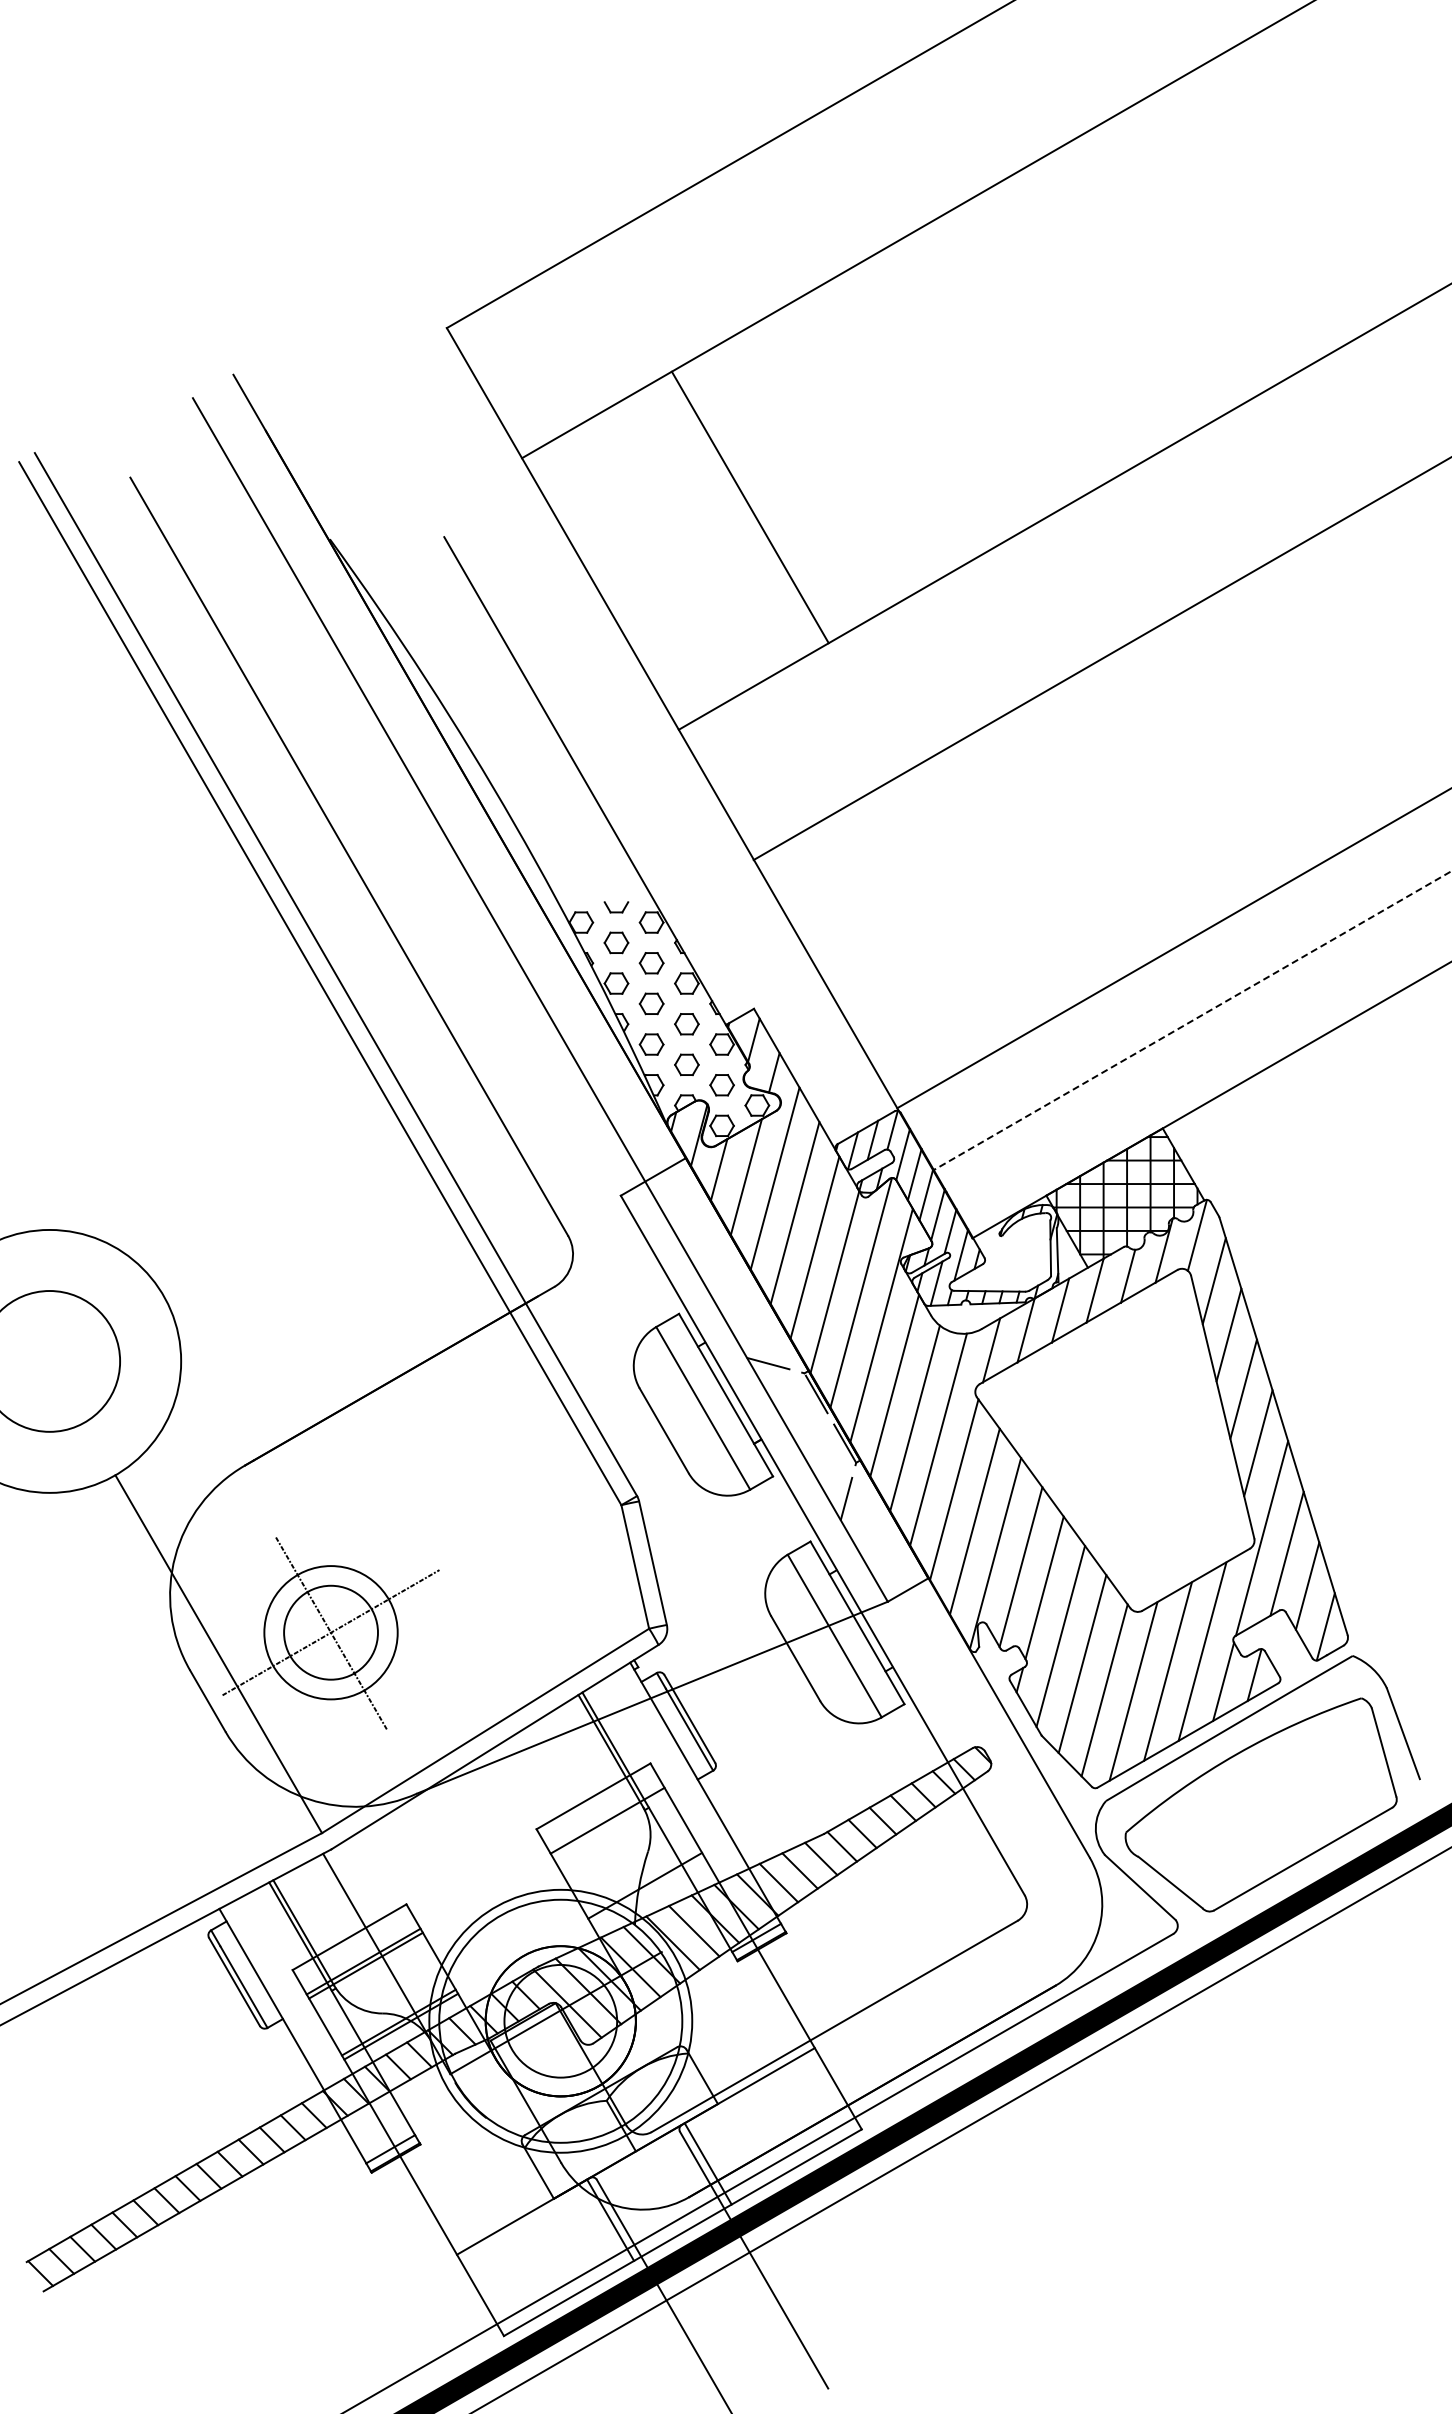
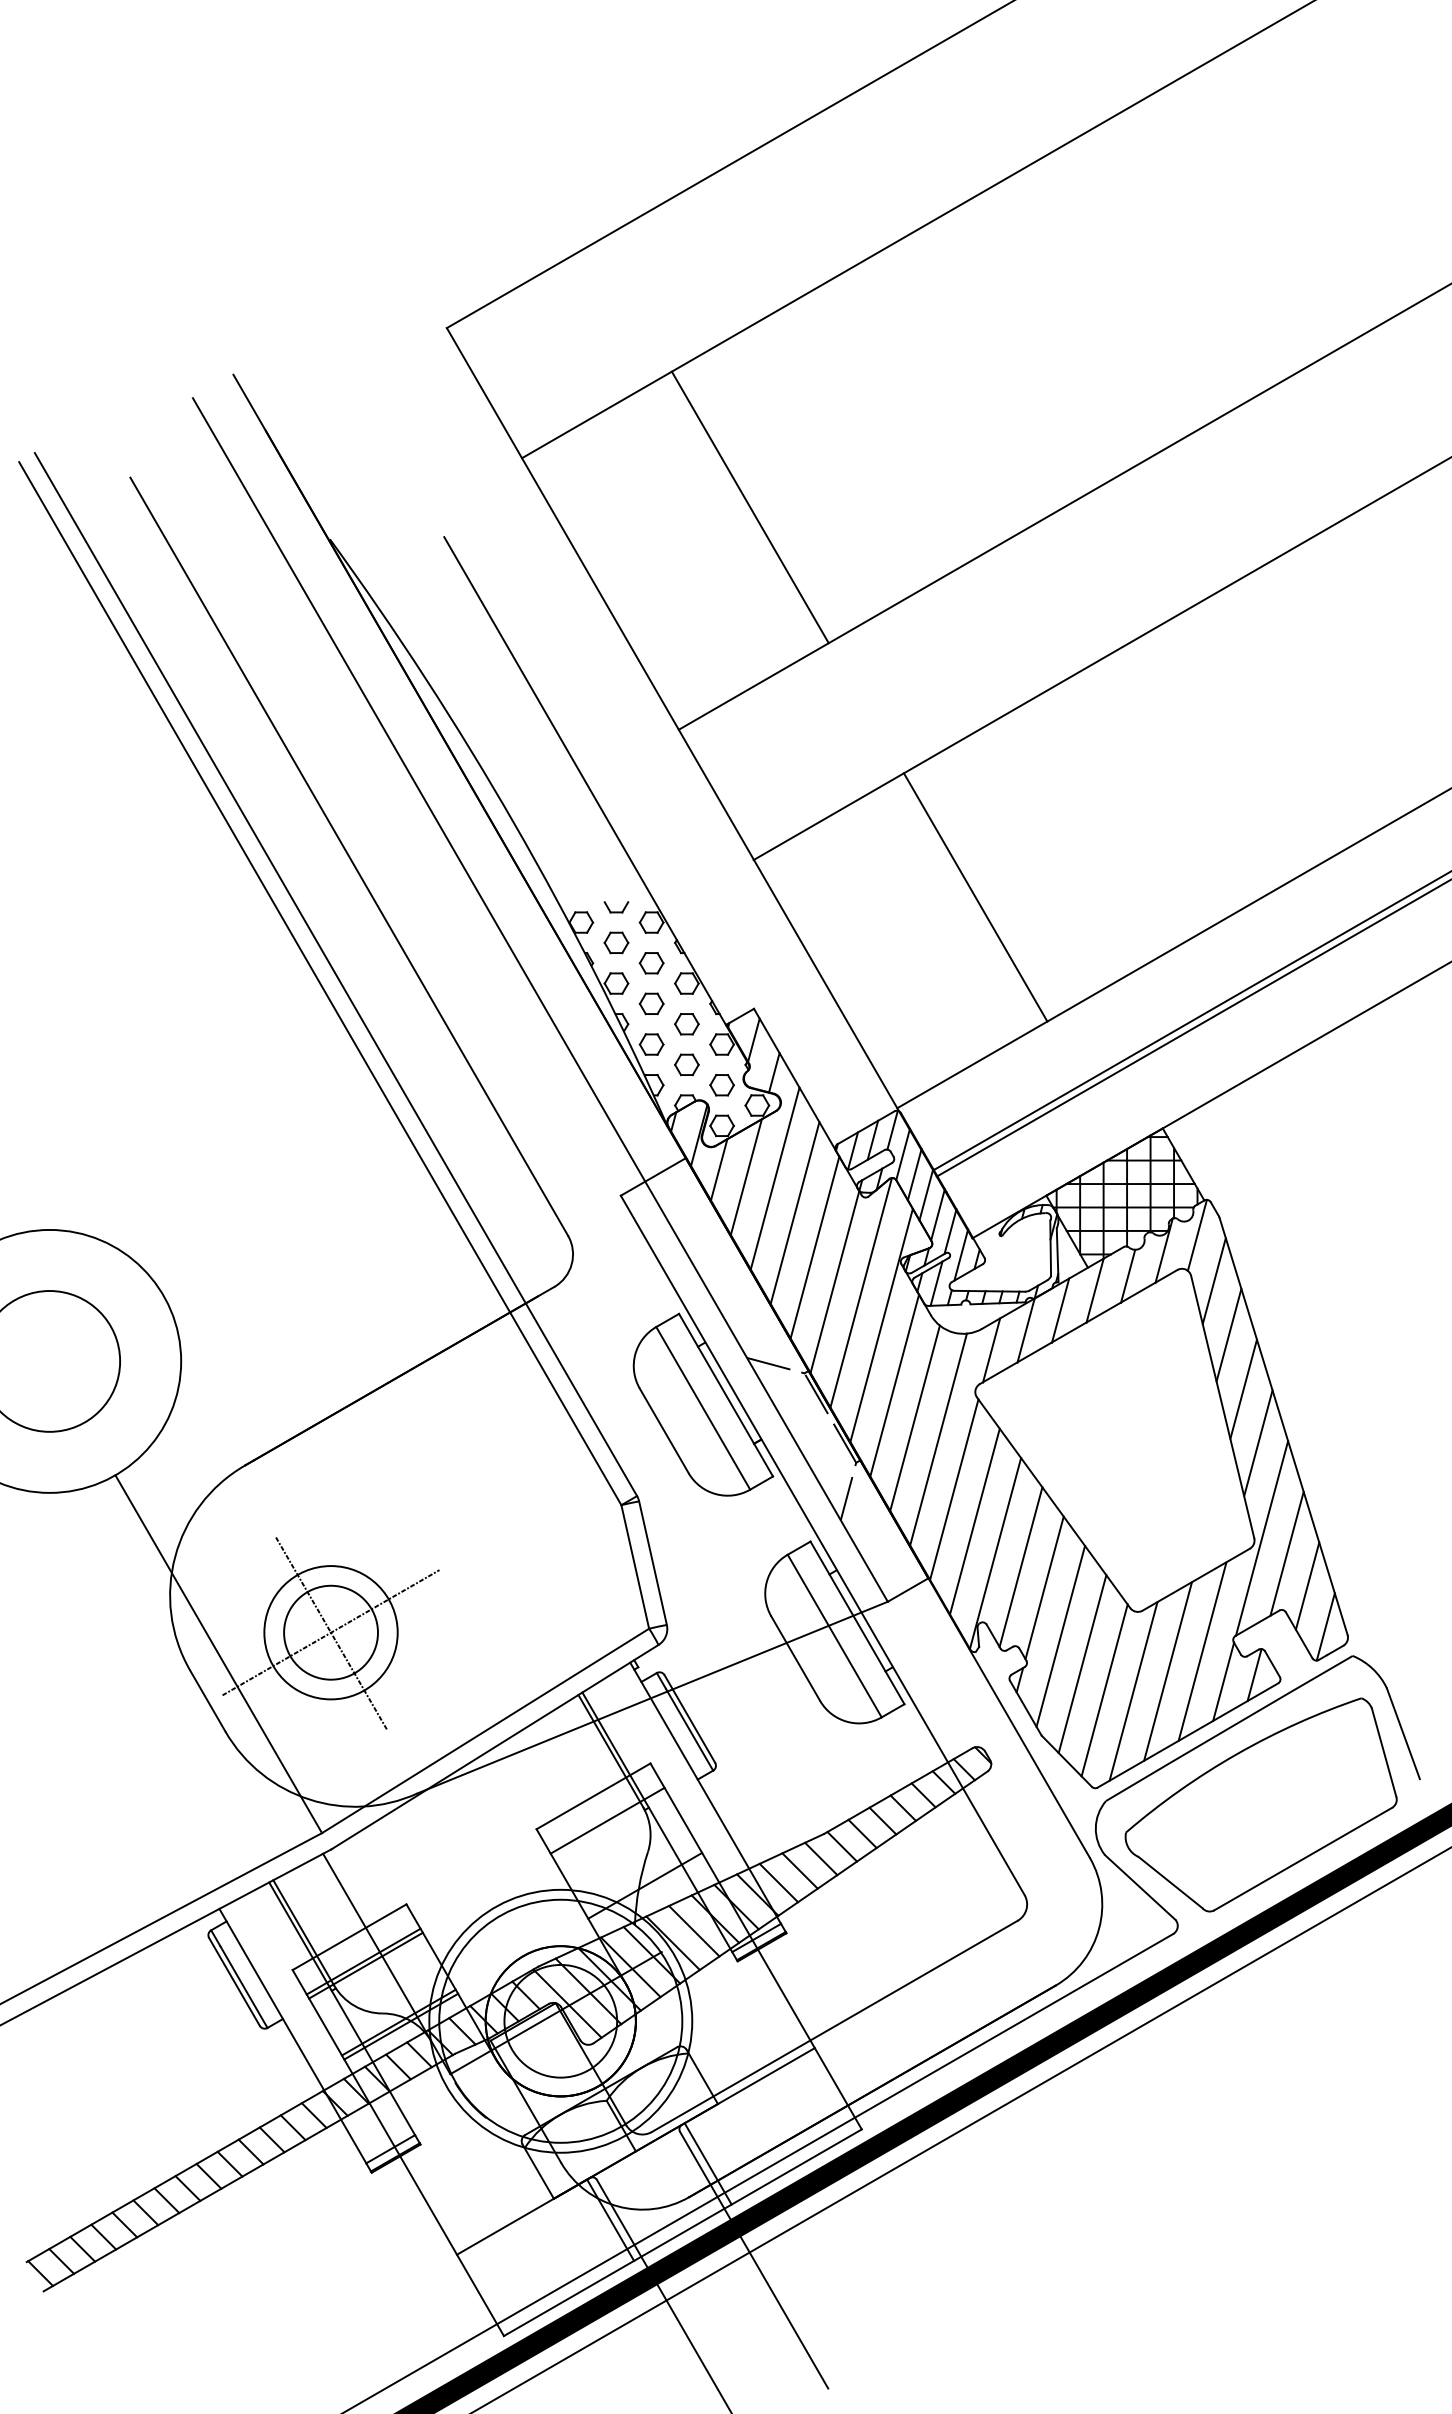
line: none -> present (975, 897)
line: dashed -> solid (1192, 1020)
line: none -> present (1192, 1028)
